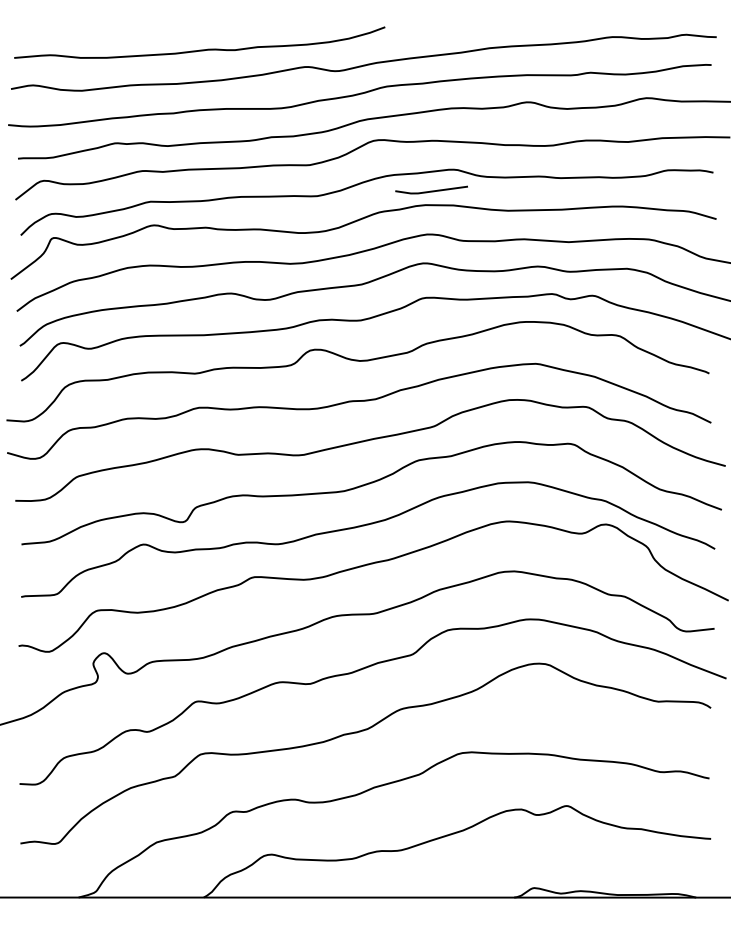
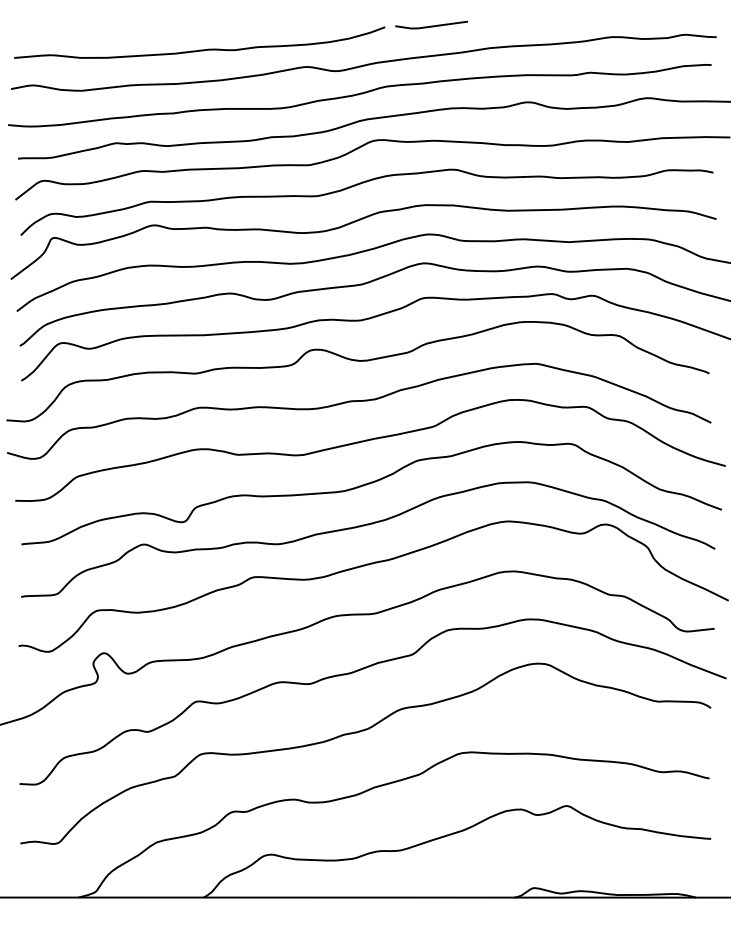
line position: (431, 190) -> (431, 25) (431, 25)
